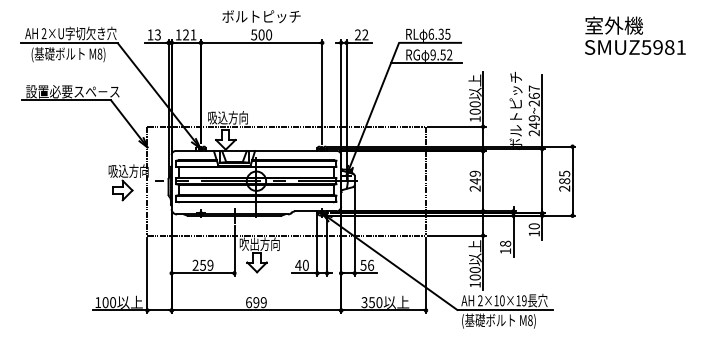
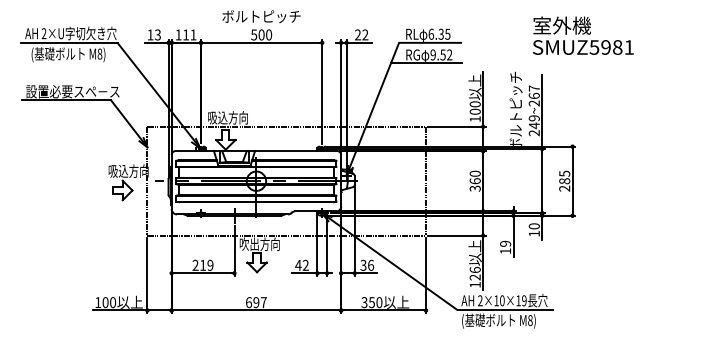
text: 121 -> 111 (186, 34)
text position: (635, 35) -> (583, 35) (583, 35)
text: 249 -> 360 (474, 180)
text: 18 -> 19 (505, 243)
text: 56 -> 36 (363, 264)
text: 259 -> 219 (202, 265)
text: 40 -> 42 (305, 265)
text: 100 -> 126 (474, 273)
text: 699 -> 697 (263, 302)
